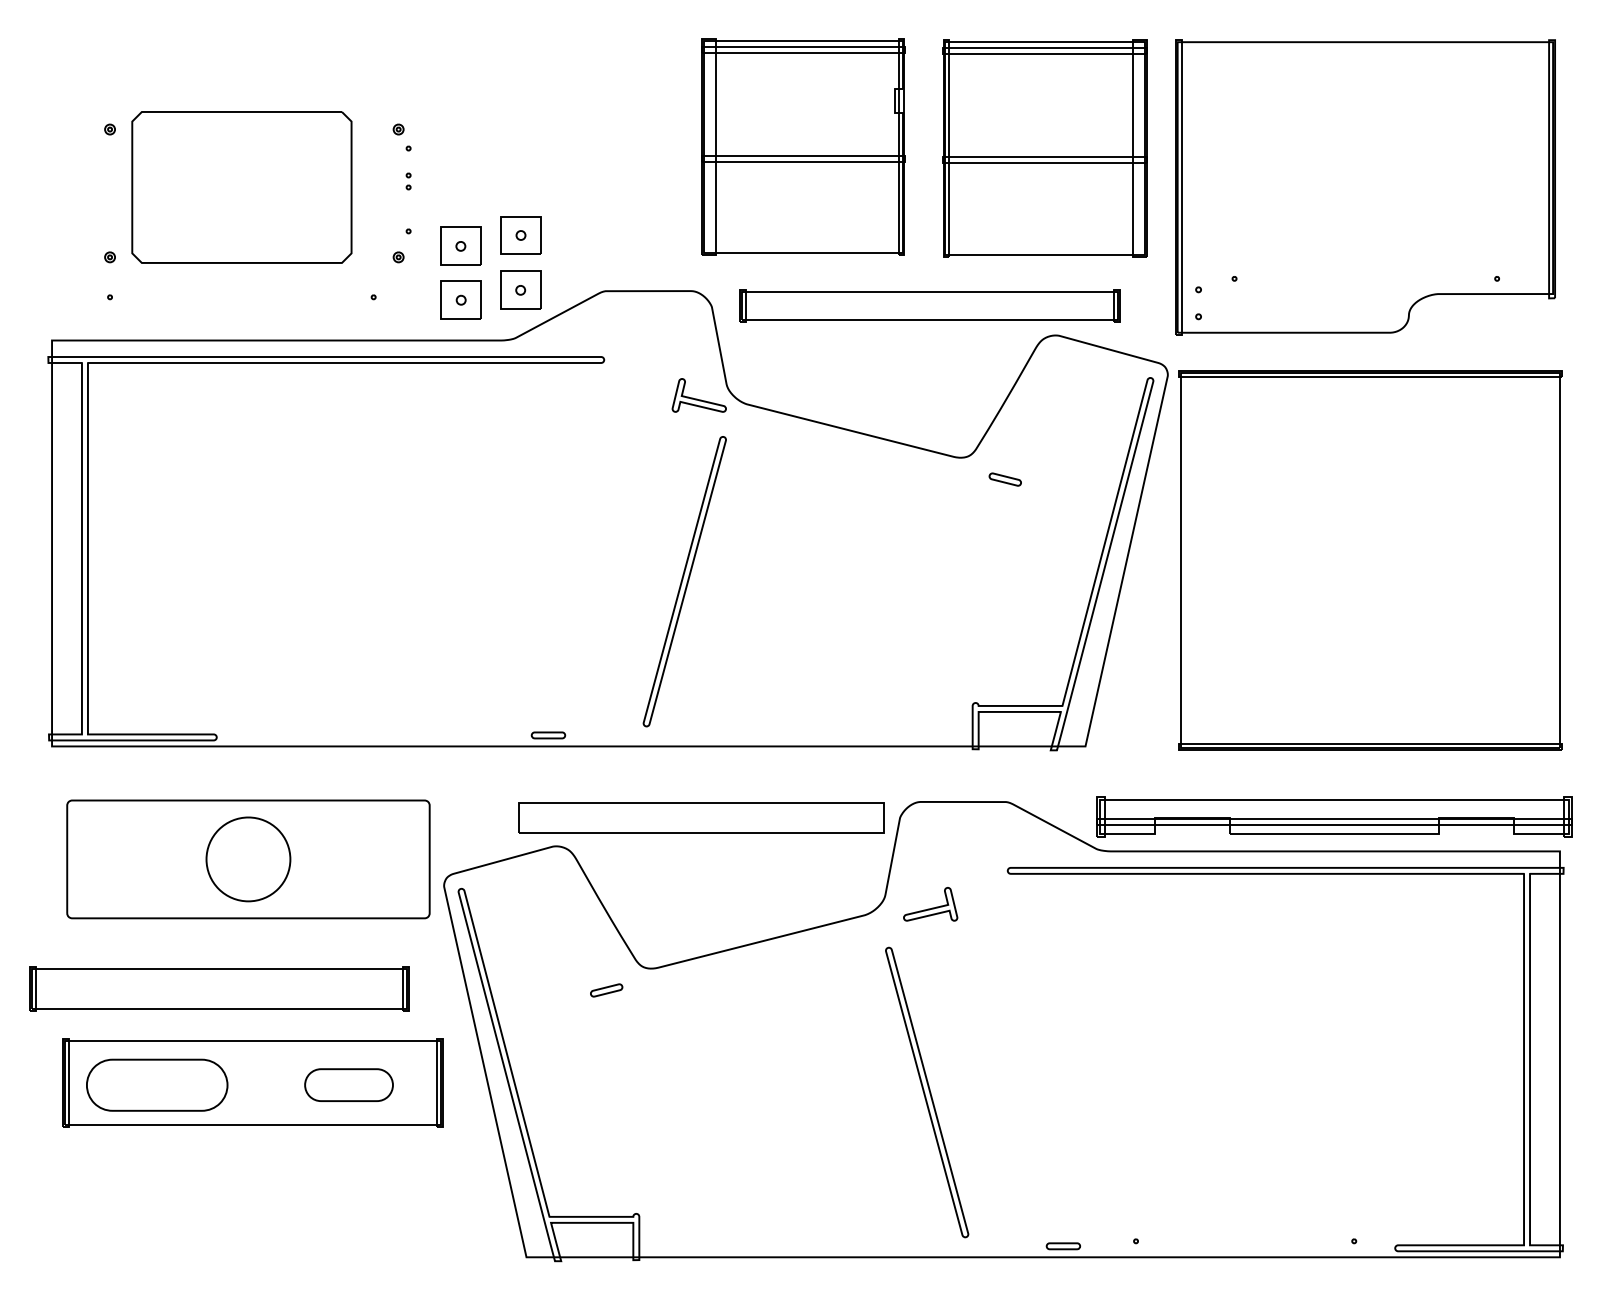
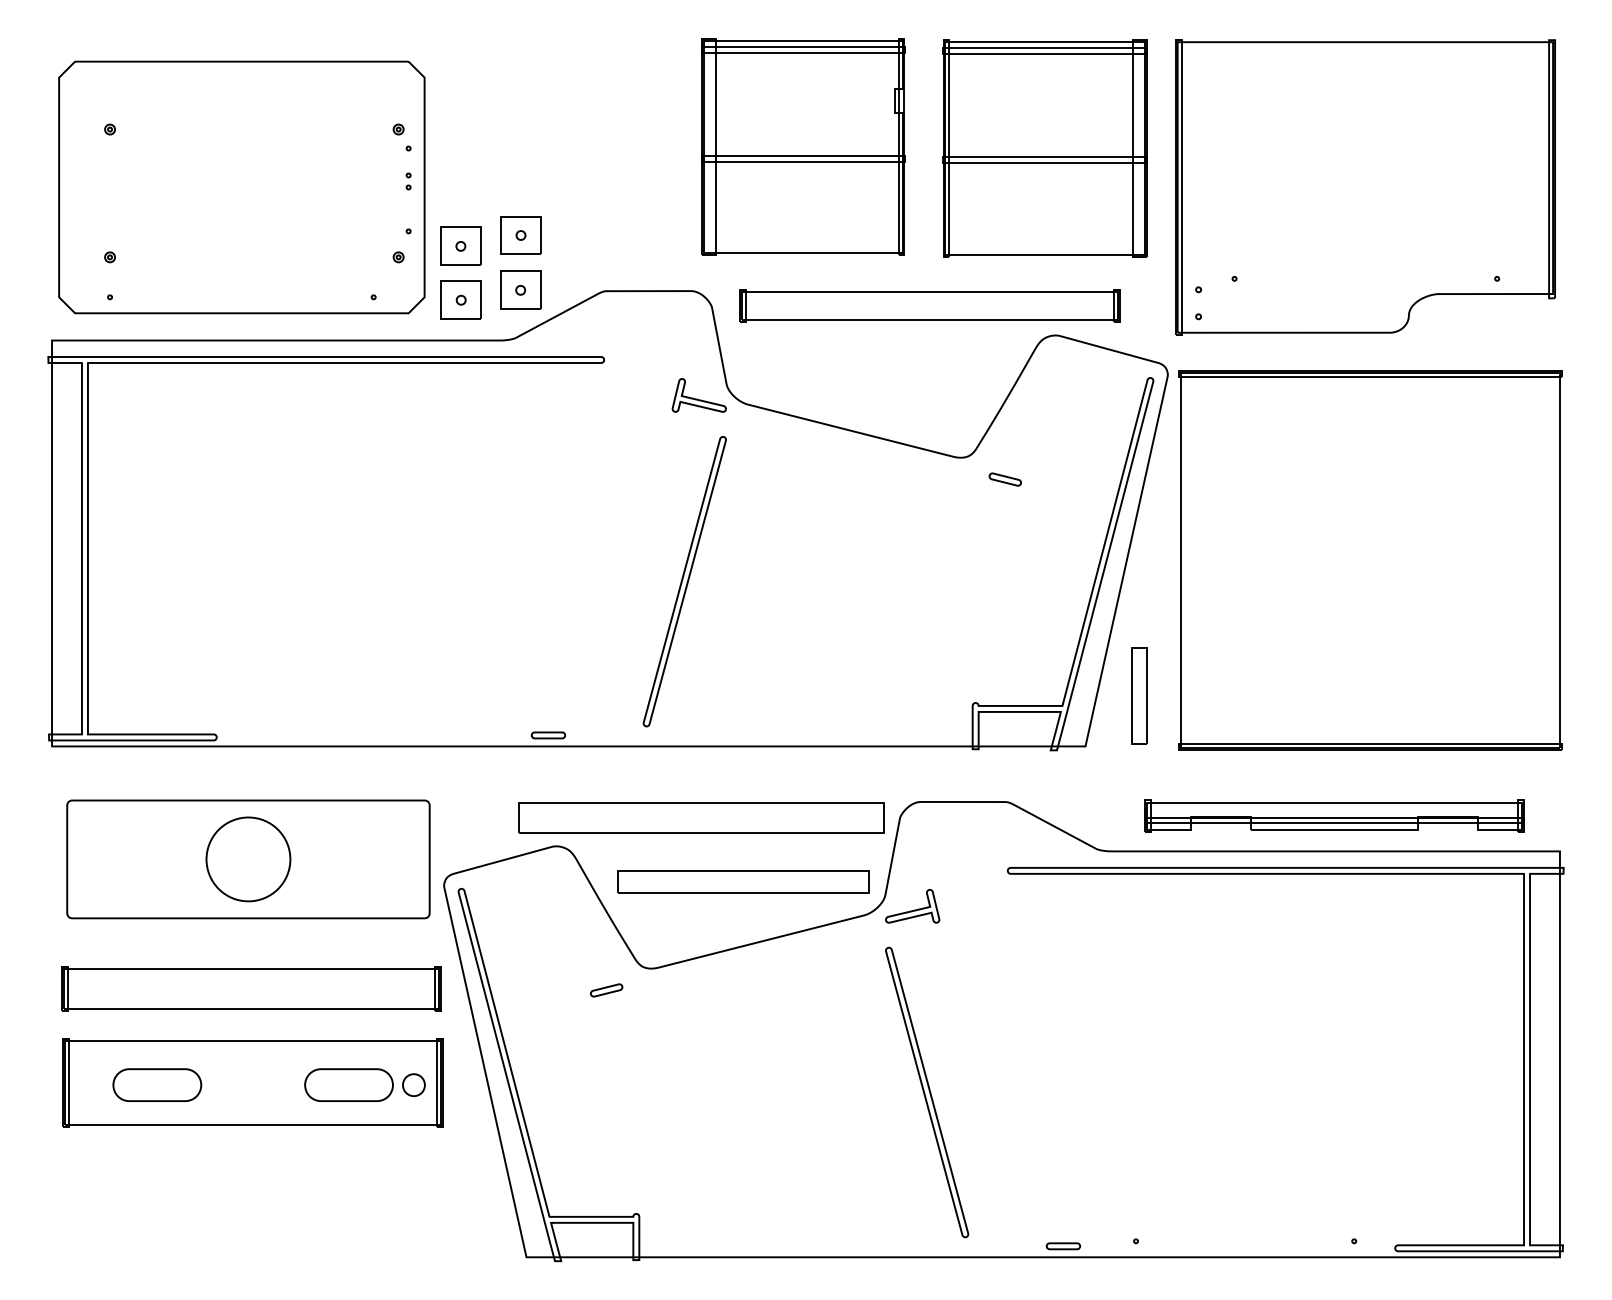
part size: 222x153 px -> 368x255 px (241, 187)
part: none -> present (1139, 695)
part size: 477x42 px -> 381x34 px (1334, 815)
part: none -> present (743, 881)
part position: (930, 904) -> (912, 906) (912, 906)
part position: (219, 988) -> (251, 988) (251, 988)
part size: 143x54 px -> 91x34 px (157, 1084)
part: none -> present (413, 1084)
